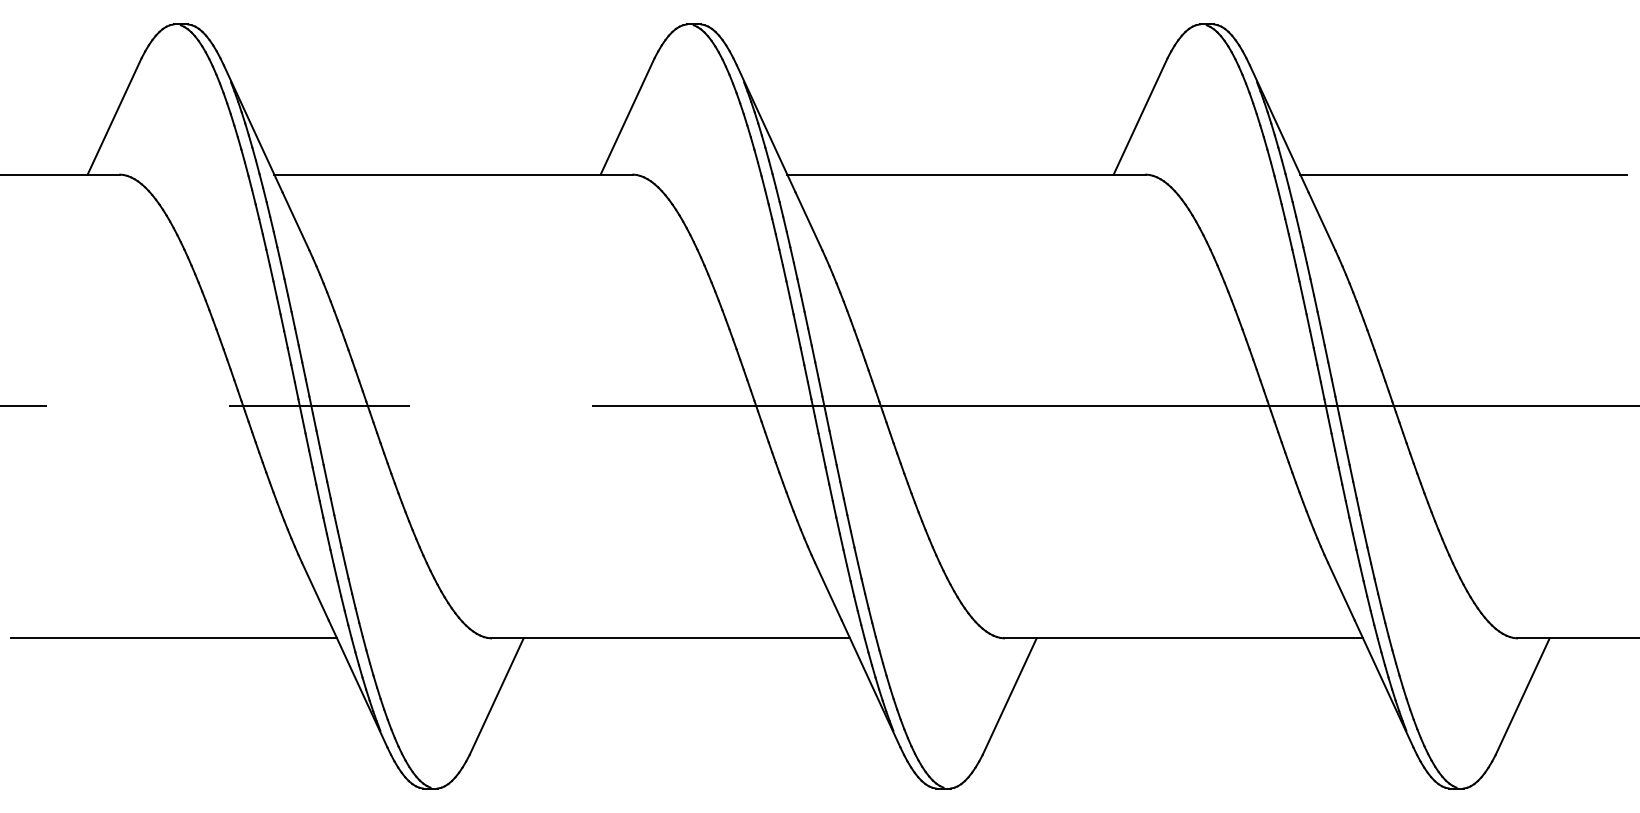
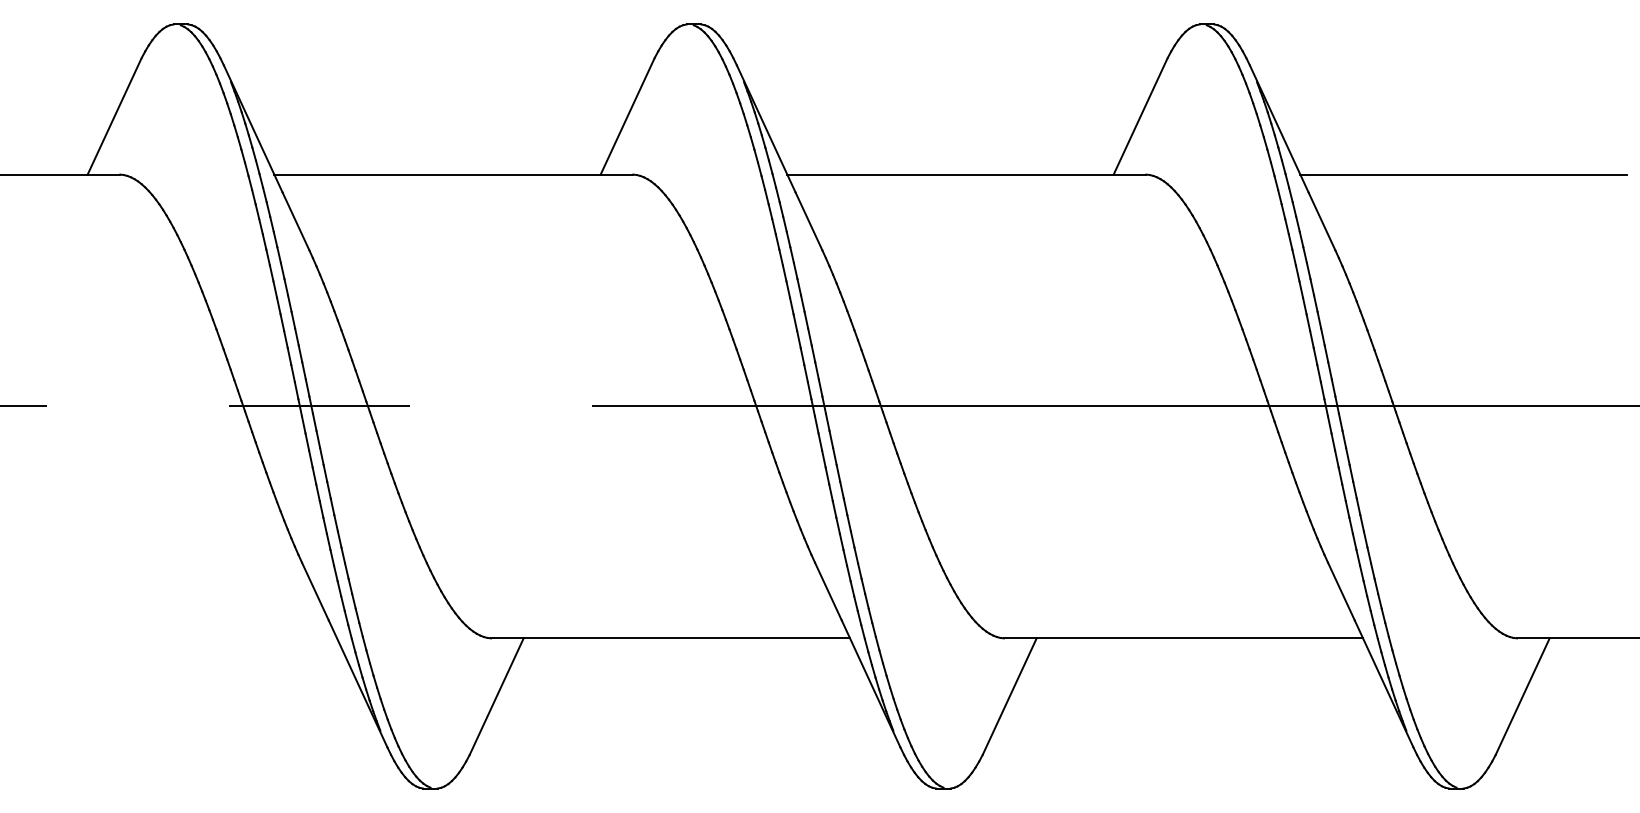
line: present -> none (173, 638)
